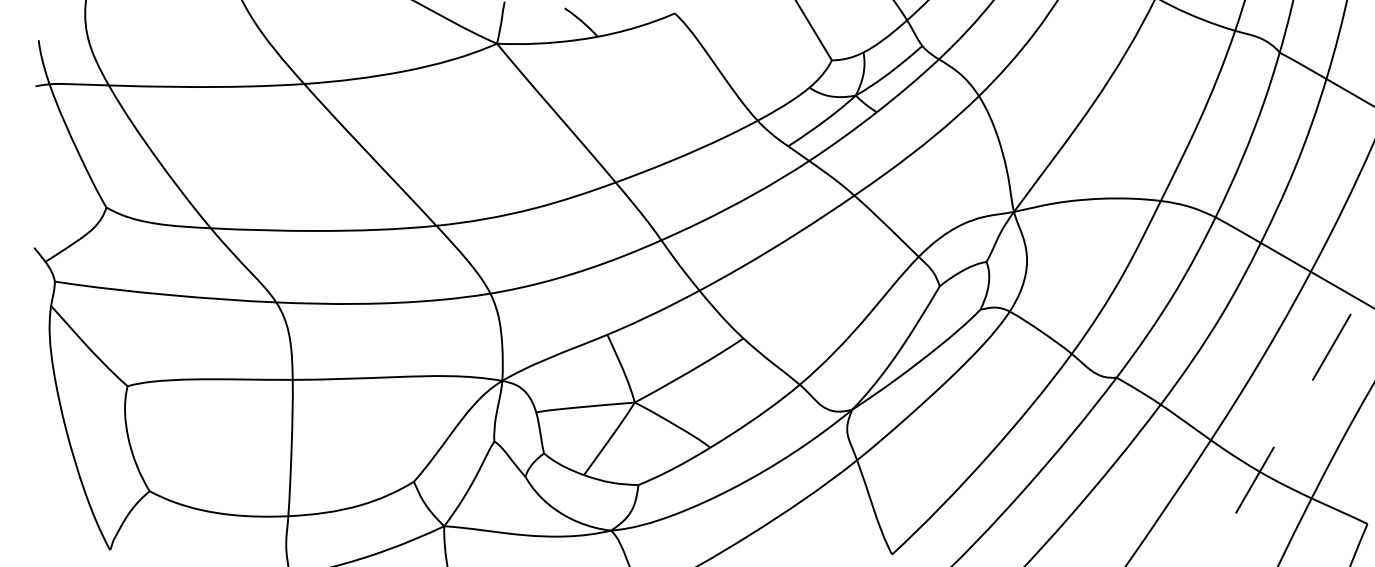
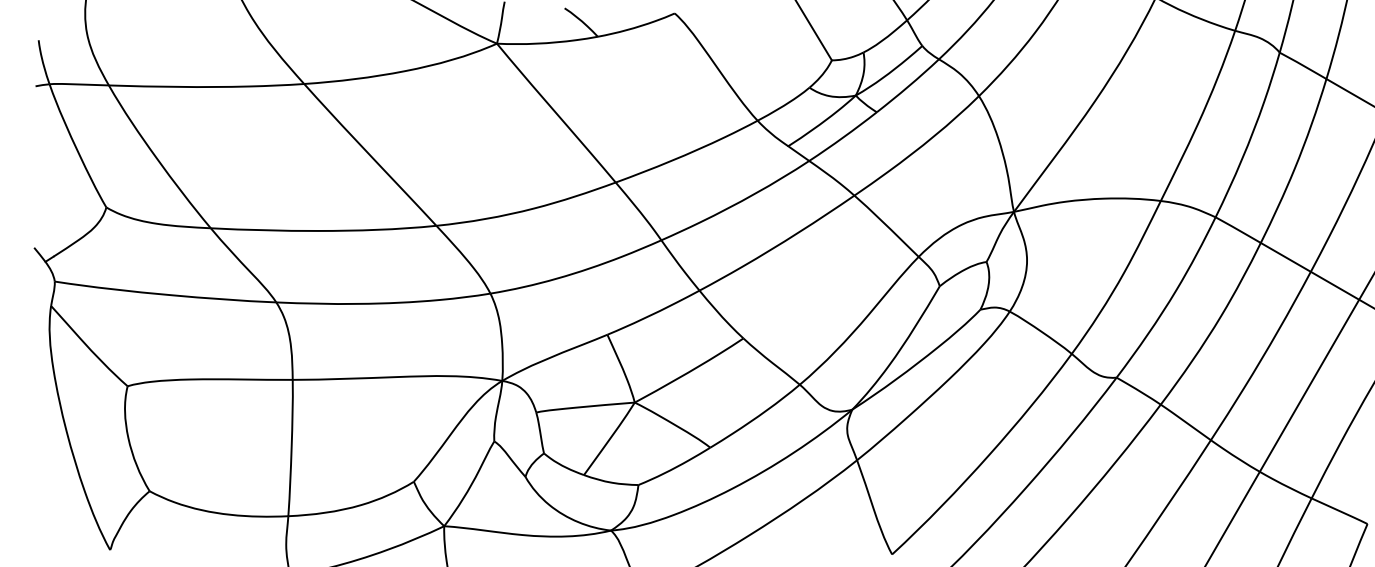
line: dashed -> solid (1289, 419)
